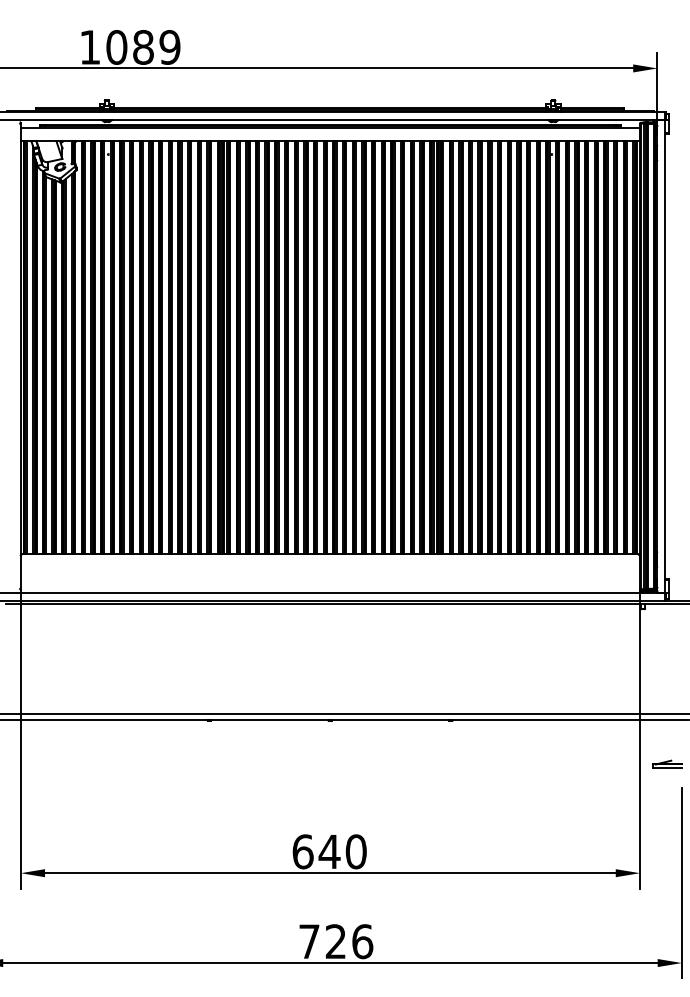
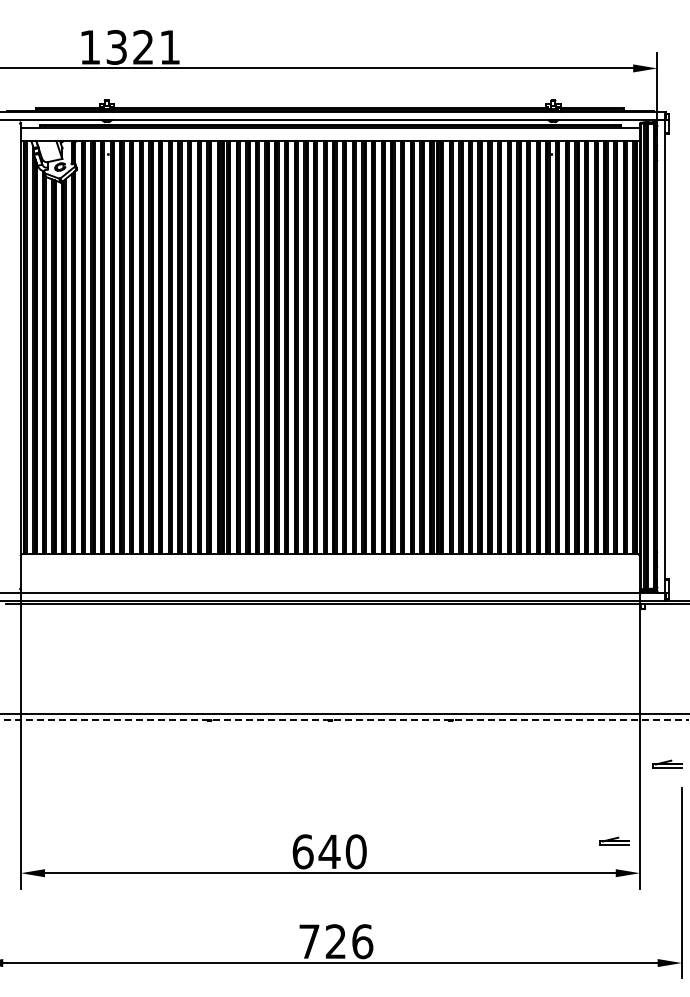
text: 1089 -> 1321 (143, 47)
line: solid -> dashed (345, 719)
part: none -> present (614, 840)
